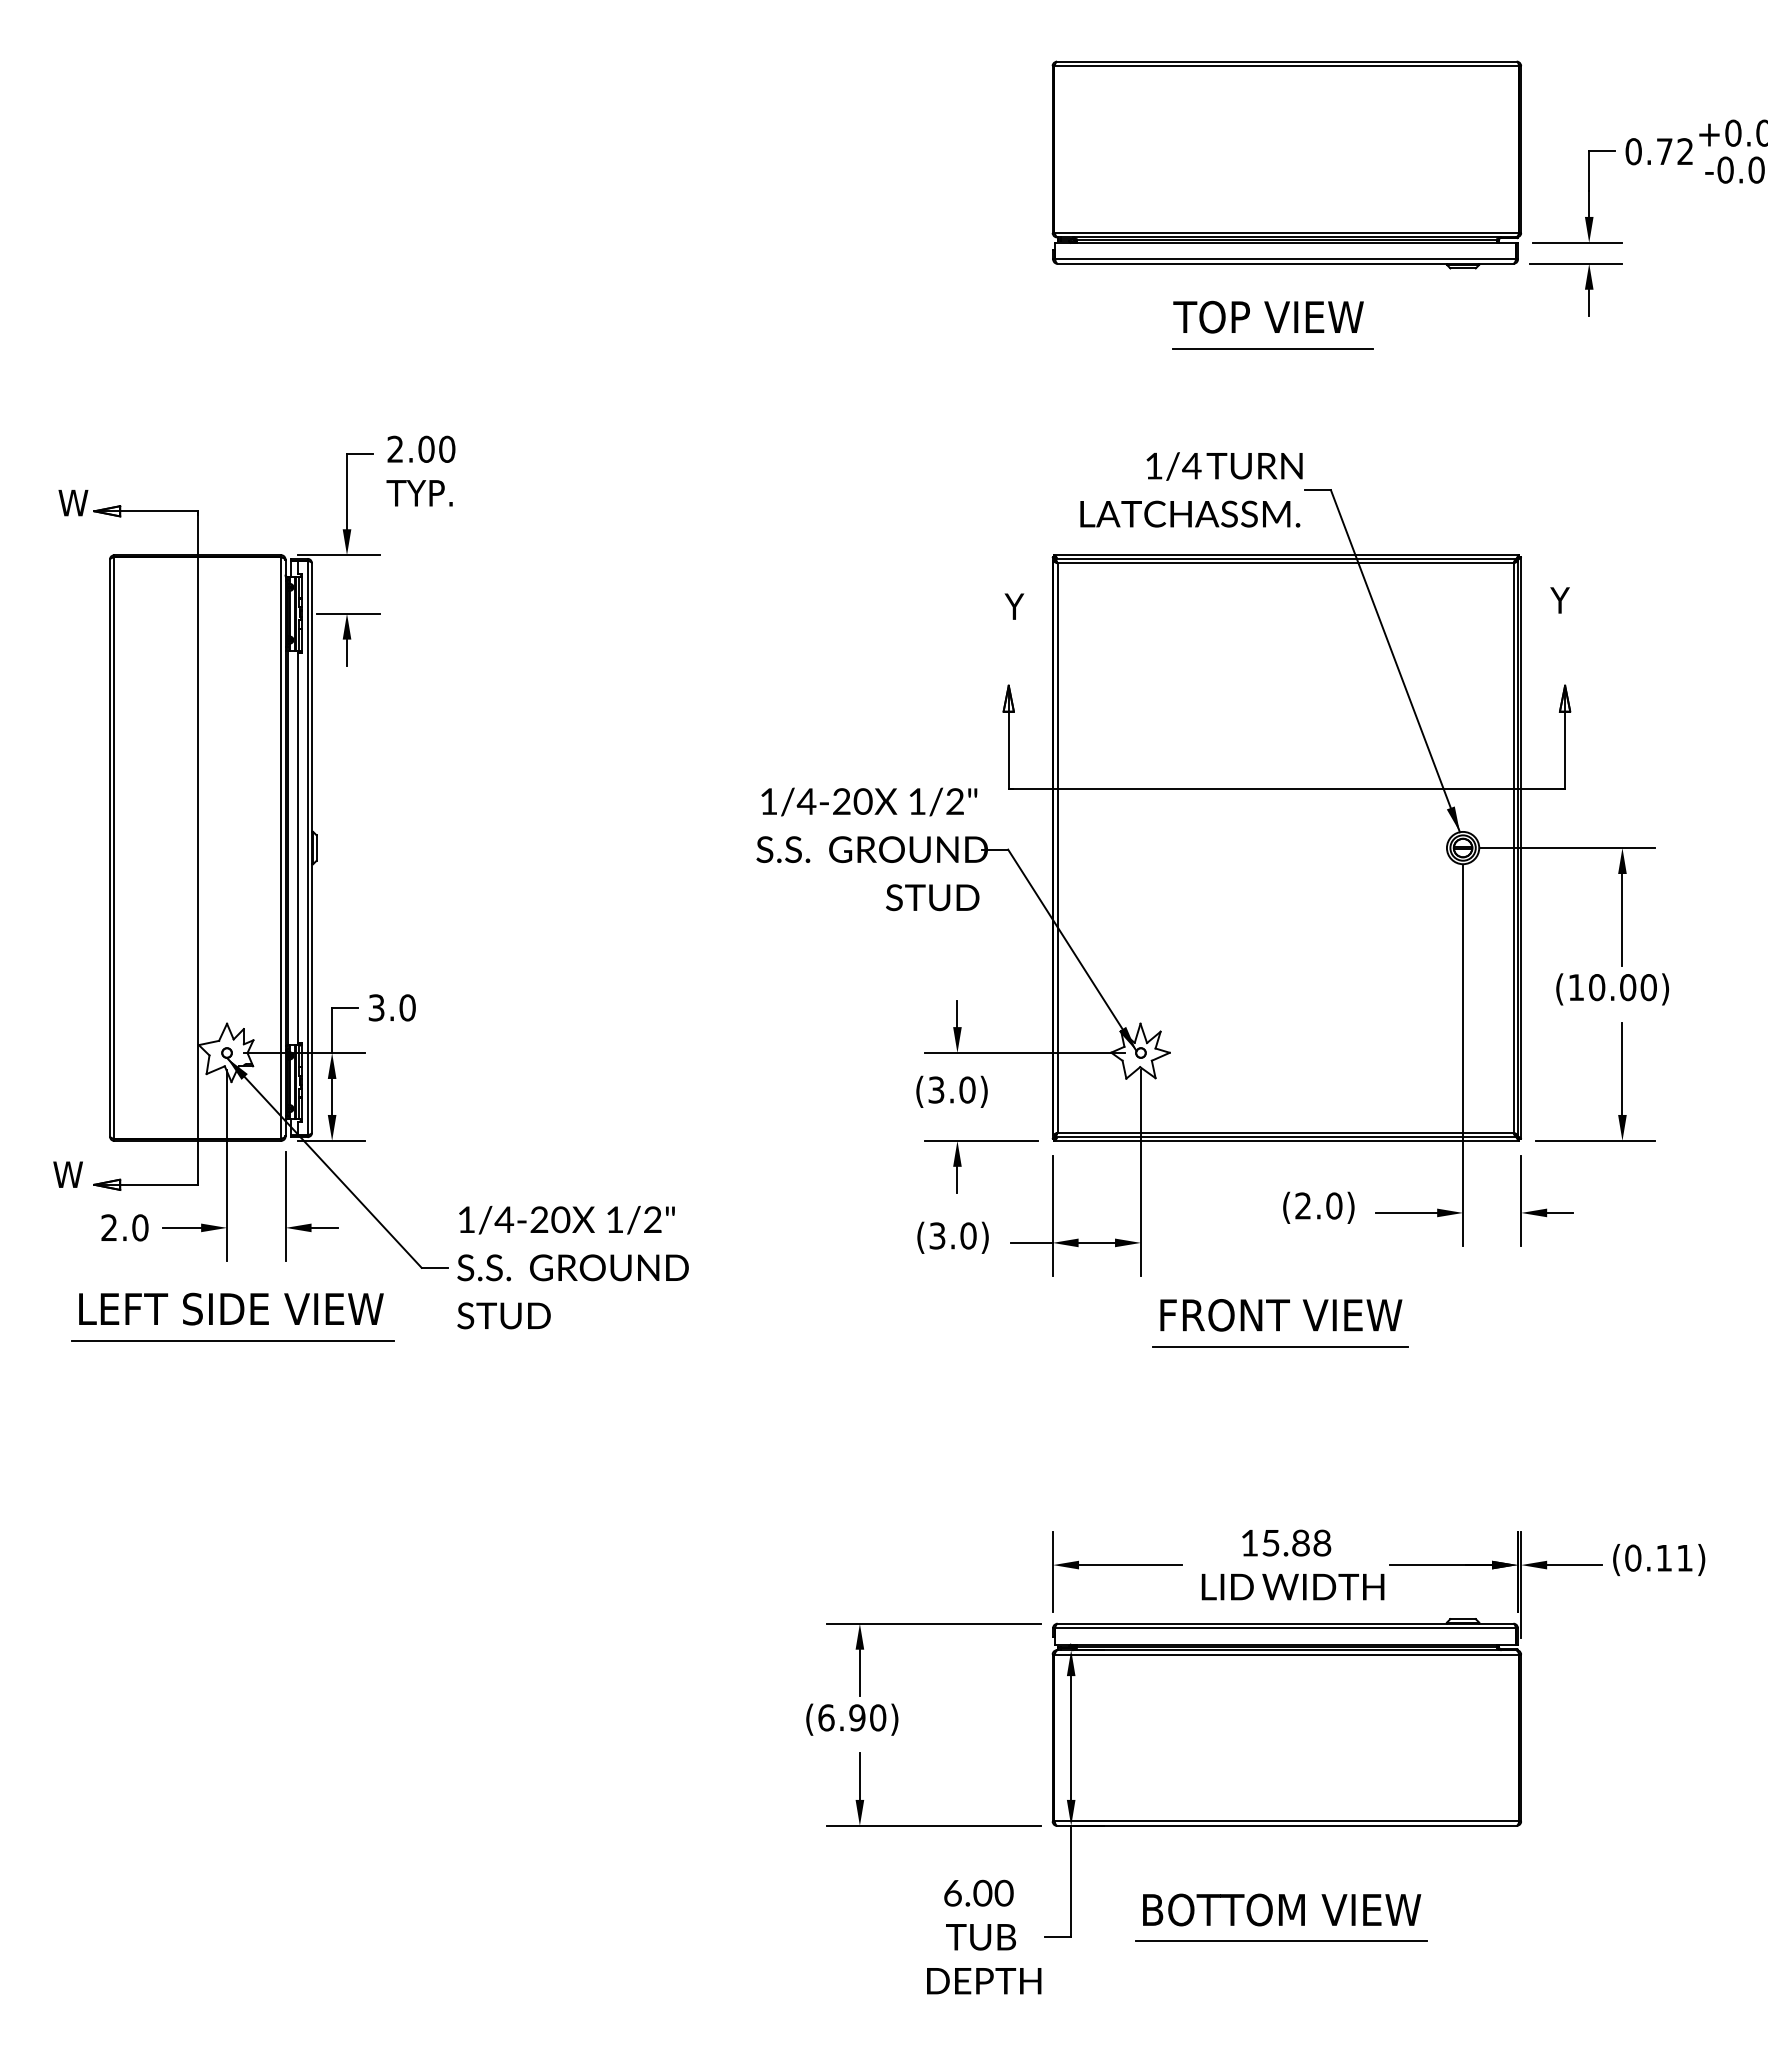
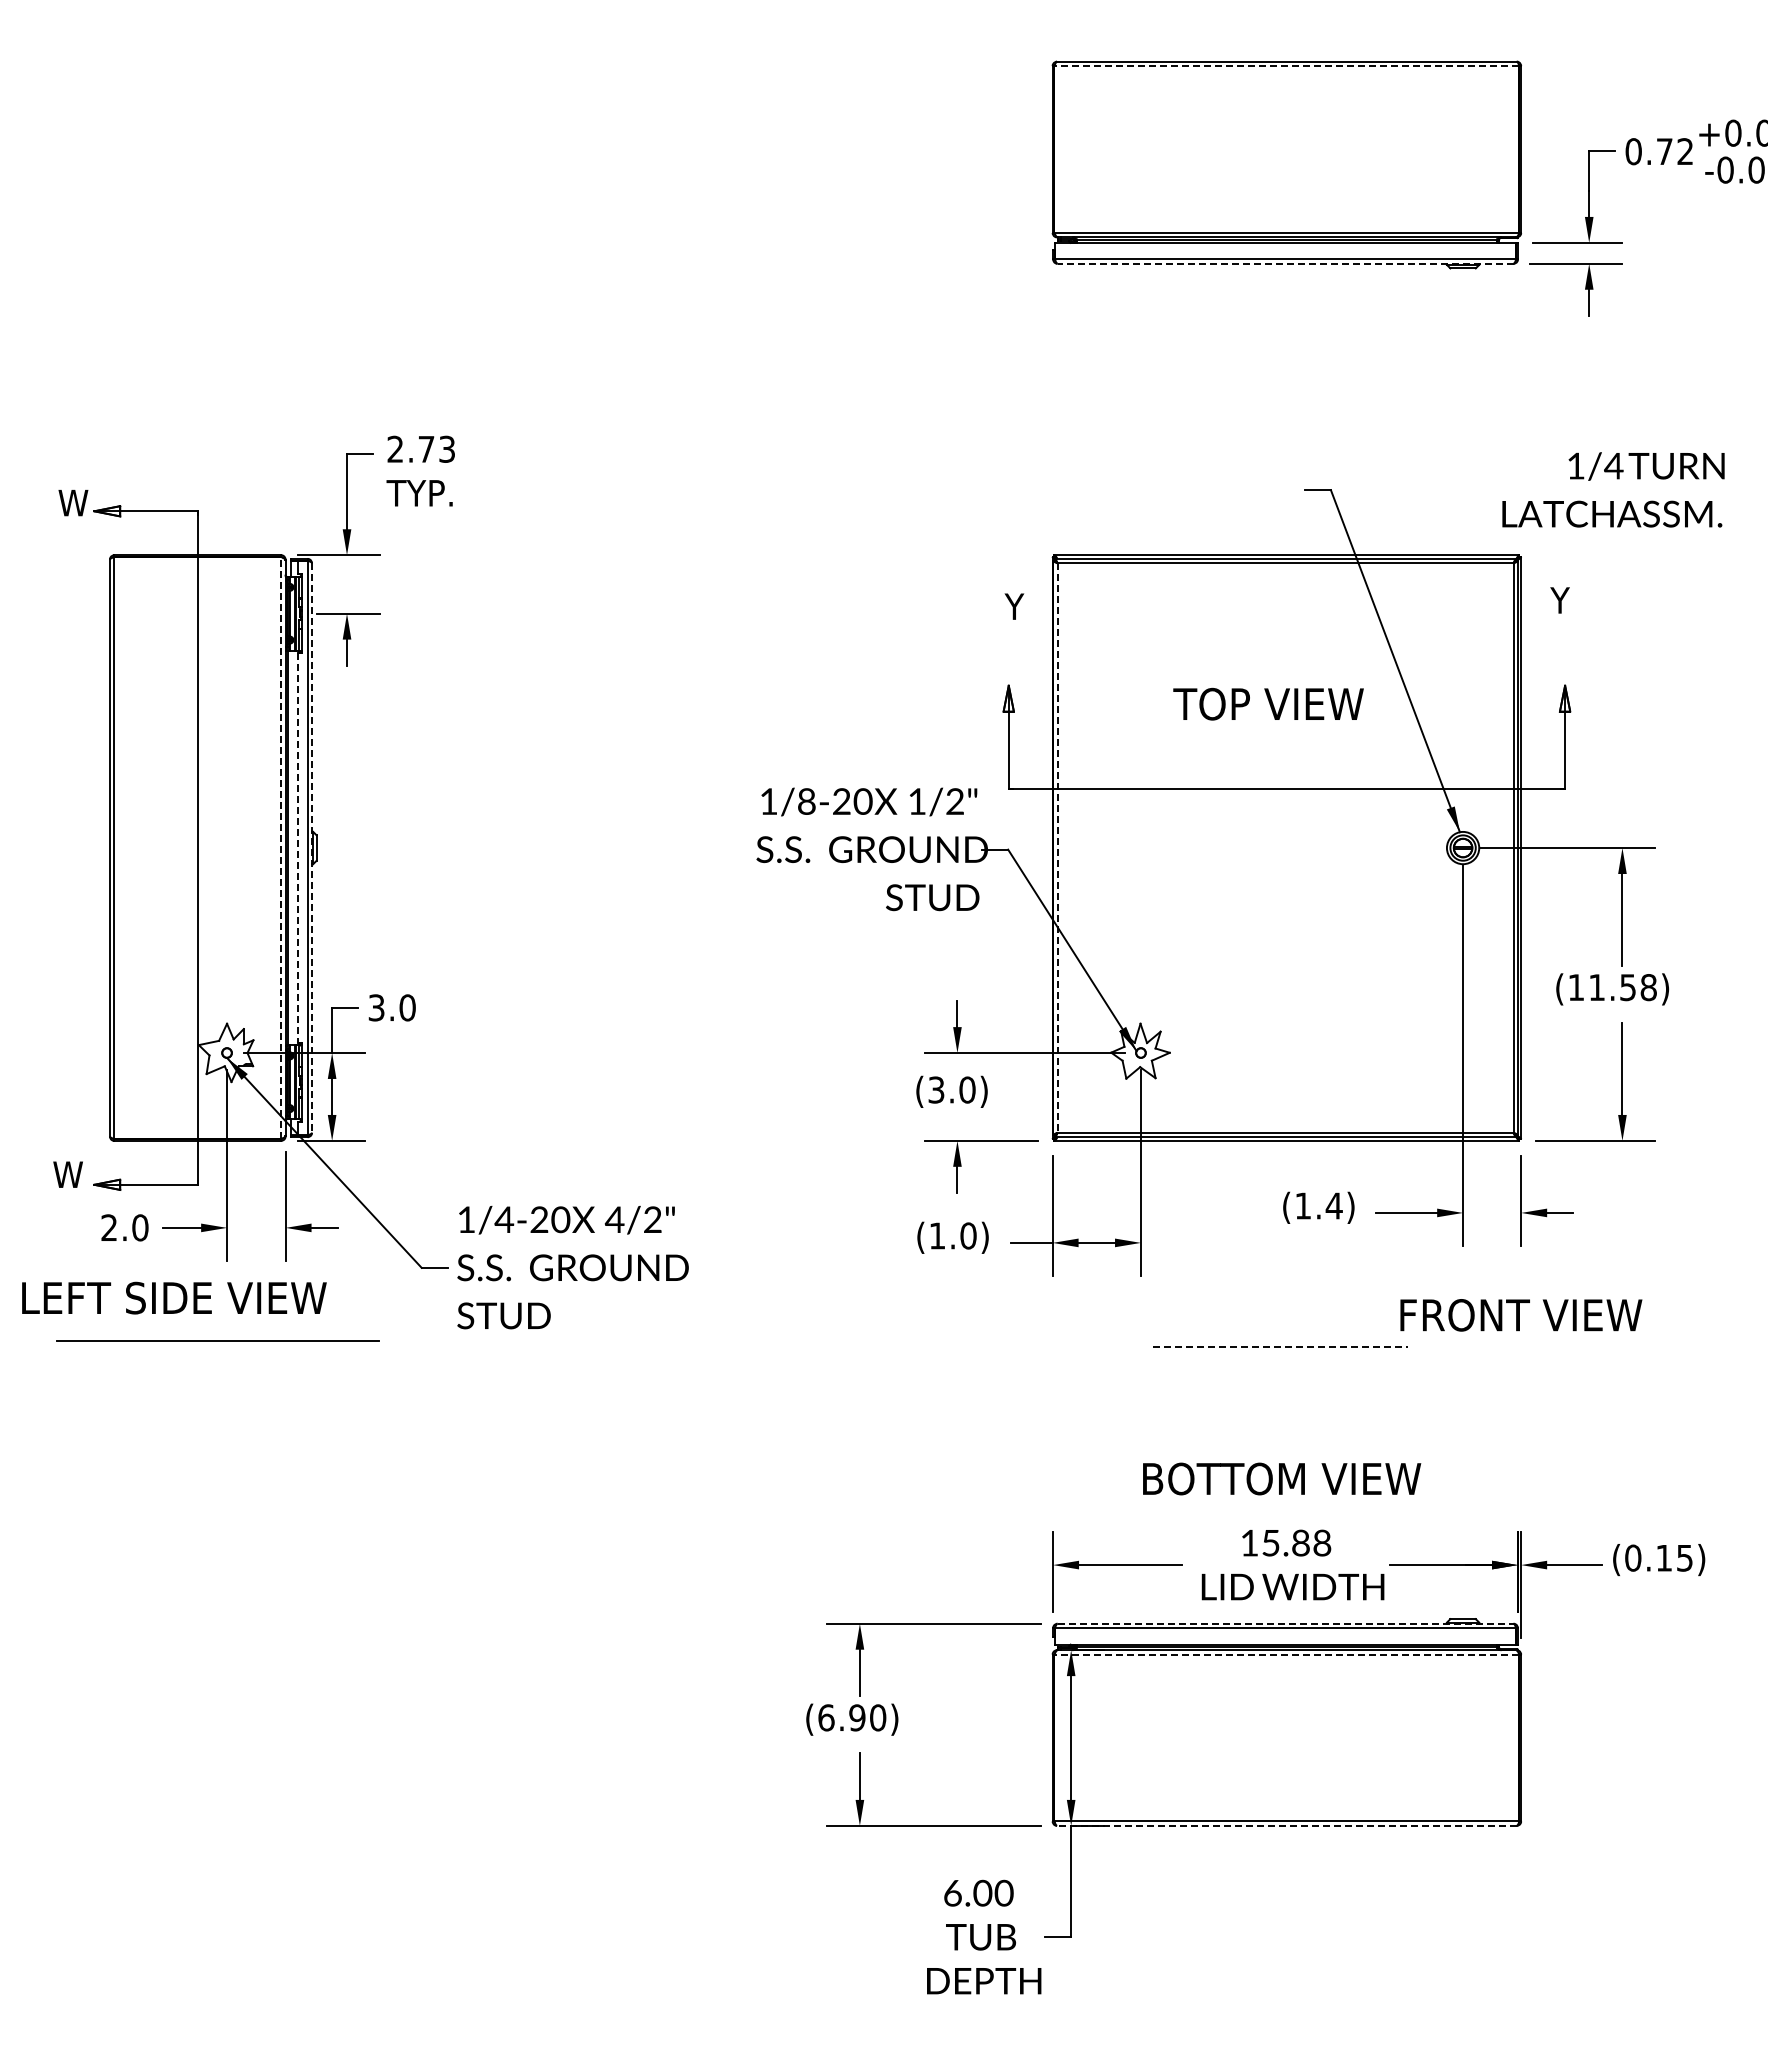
line: solid -> dashed (1286, 66)
line: solid -> dashed (1285, 263)
text position: (1268, 316) -> (1268, 703) (1268, 703)
line: present -> none (1272, 348)
text: 2.00 -> 2.73 (436, 448)
text position: (1191, 489) -> (1613, 489) (1613, 489)
text: 1/4-20 -> 1/8-20 (806, 801)
line: solid -> dashed (281, 847)
line: solid -> dashed (298, 848)
line: solid -> dashed (312, 848)
line: solid -> dashed (1057, 848)
text: (10.00) -> (11.58) (1622, 987)
text: (2.0) -> (1.4) (1318, 1205)
text: 1/2" -> 4/2" (614, 1219)
text: (3.0) -> (1.0) (937, 1235)
text position: (231, 1308) -> (174, 1297) (174, 1297)
text position: (1281, 1315) -> (1521, 1315) (1521, 1315)
line position: (232, 1340) -> (217, 1340) (217, 1340)
line: solid -> dashed (1281, 1346)
text: (0.11) -> (0.15) (1684, 1558)
line: solid -> dashed (1285, 1623)
line: solid -> dashed (1286, 1654)
line: solid -> dashed (1286, 1825)
text position: (1282, 1909) -> (1282, 1478) (1282, 1478)
line: present -> none (1281, 1940)
